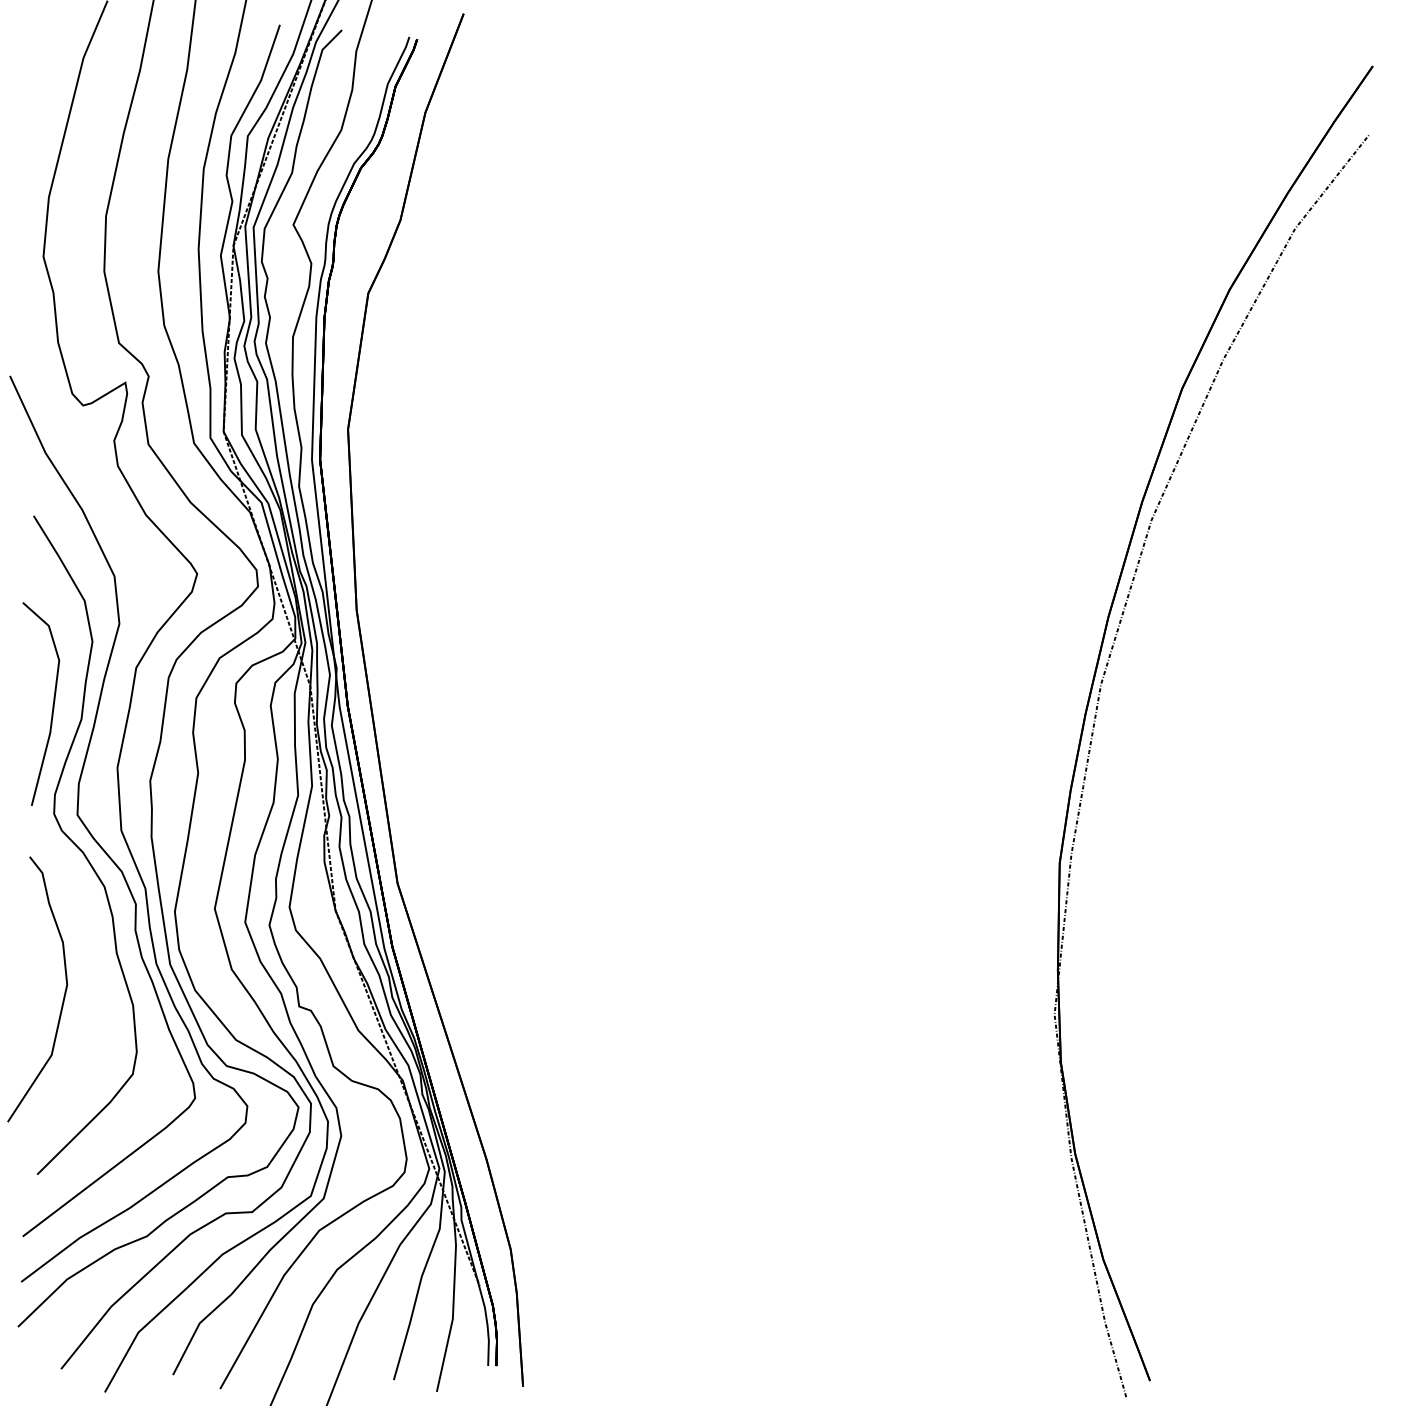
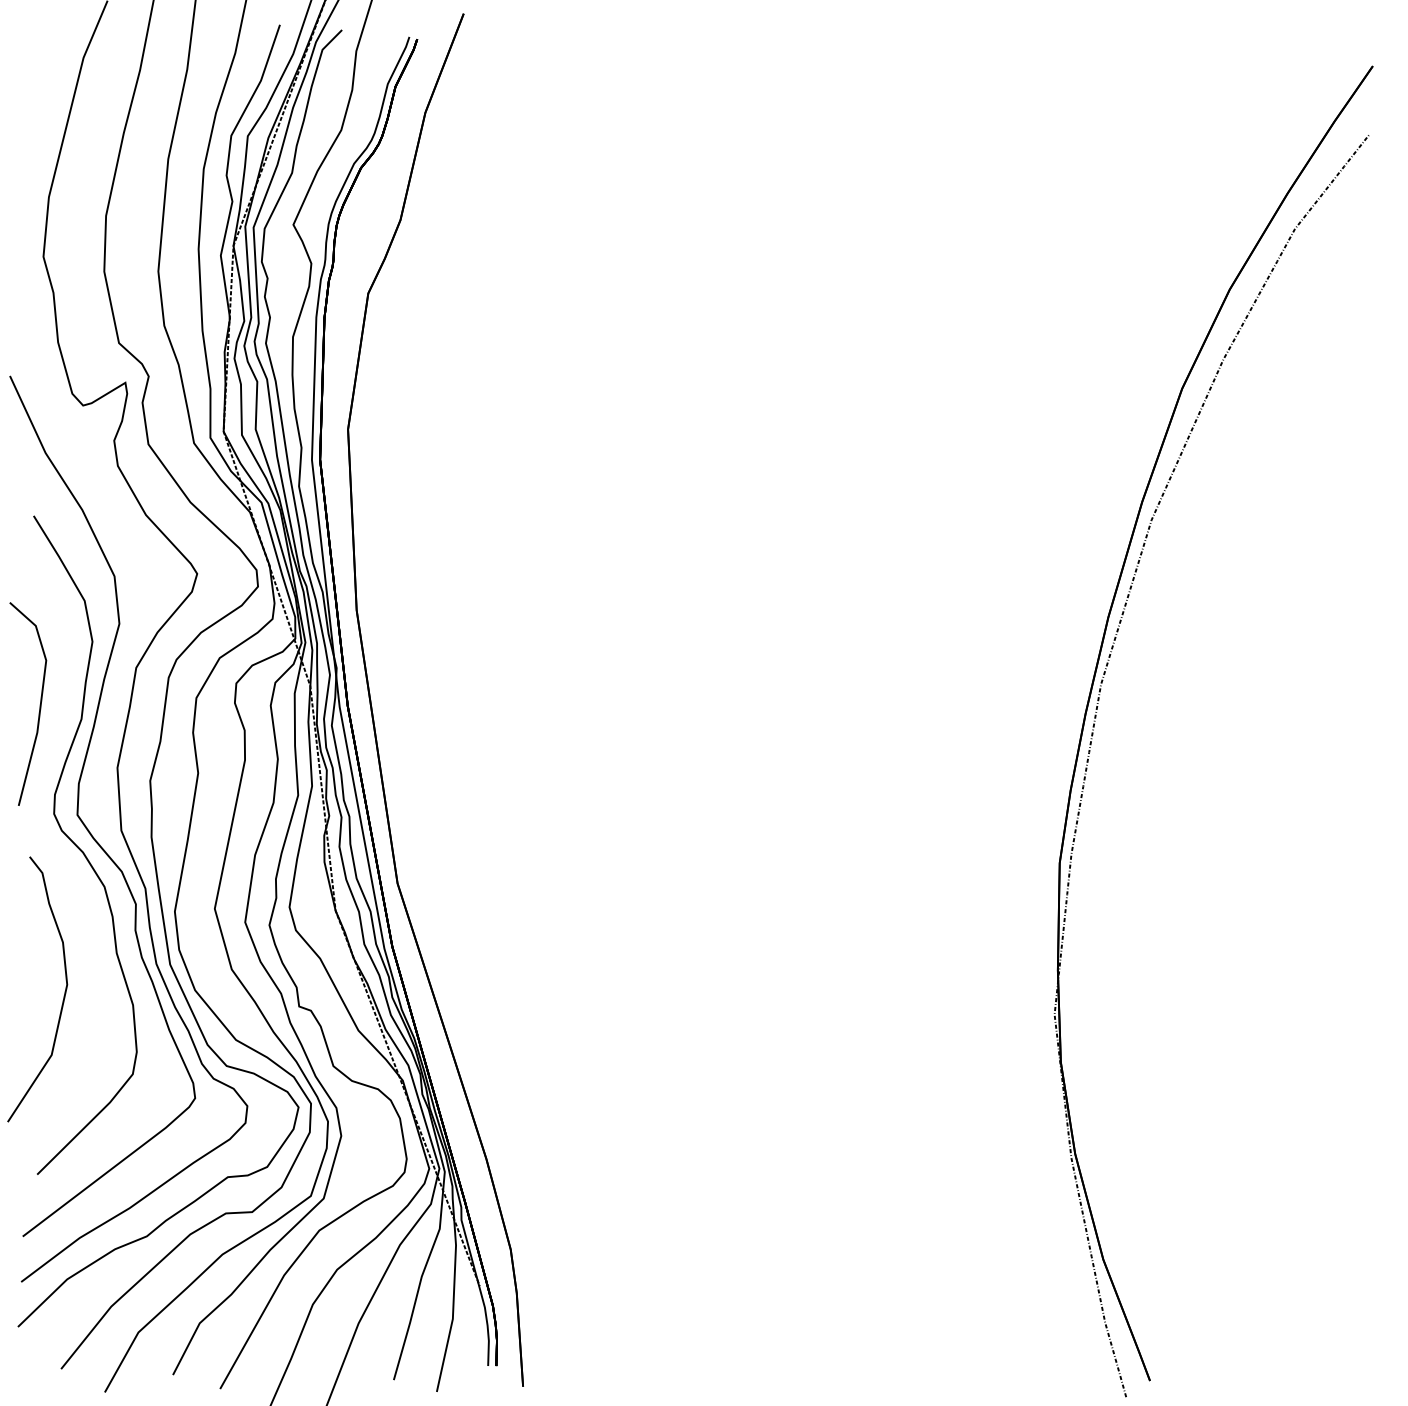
line position: (52, 704) -> (39, 704) (39, 704)
